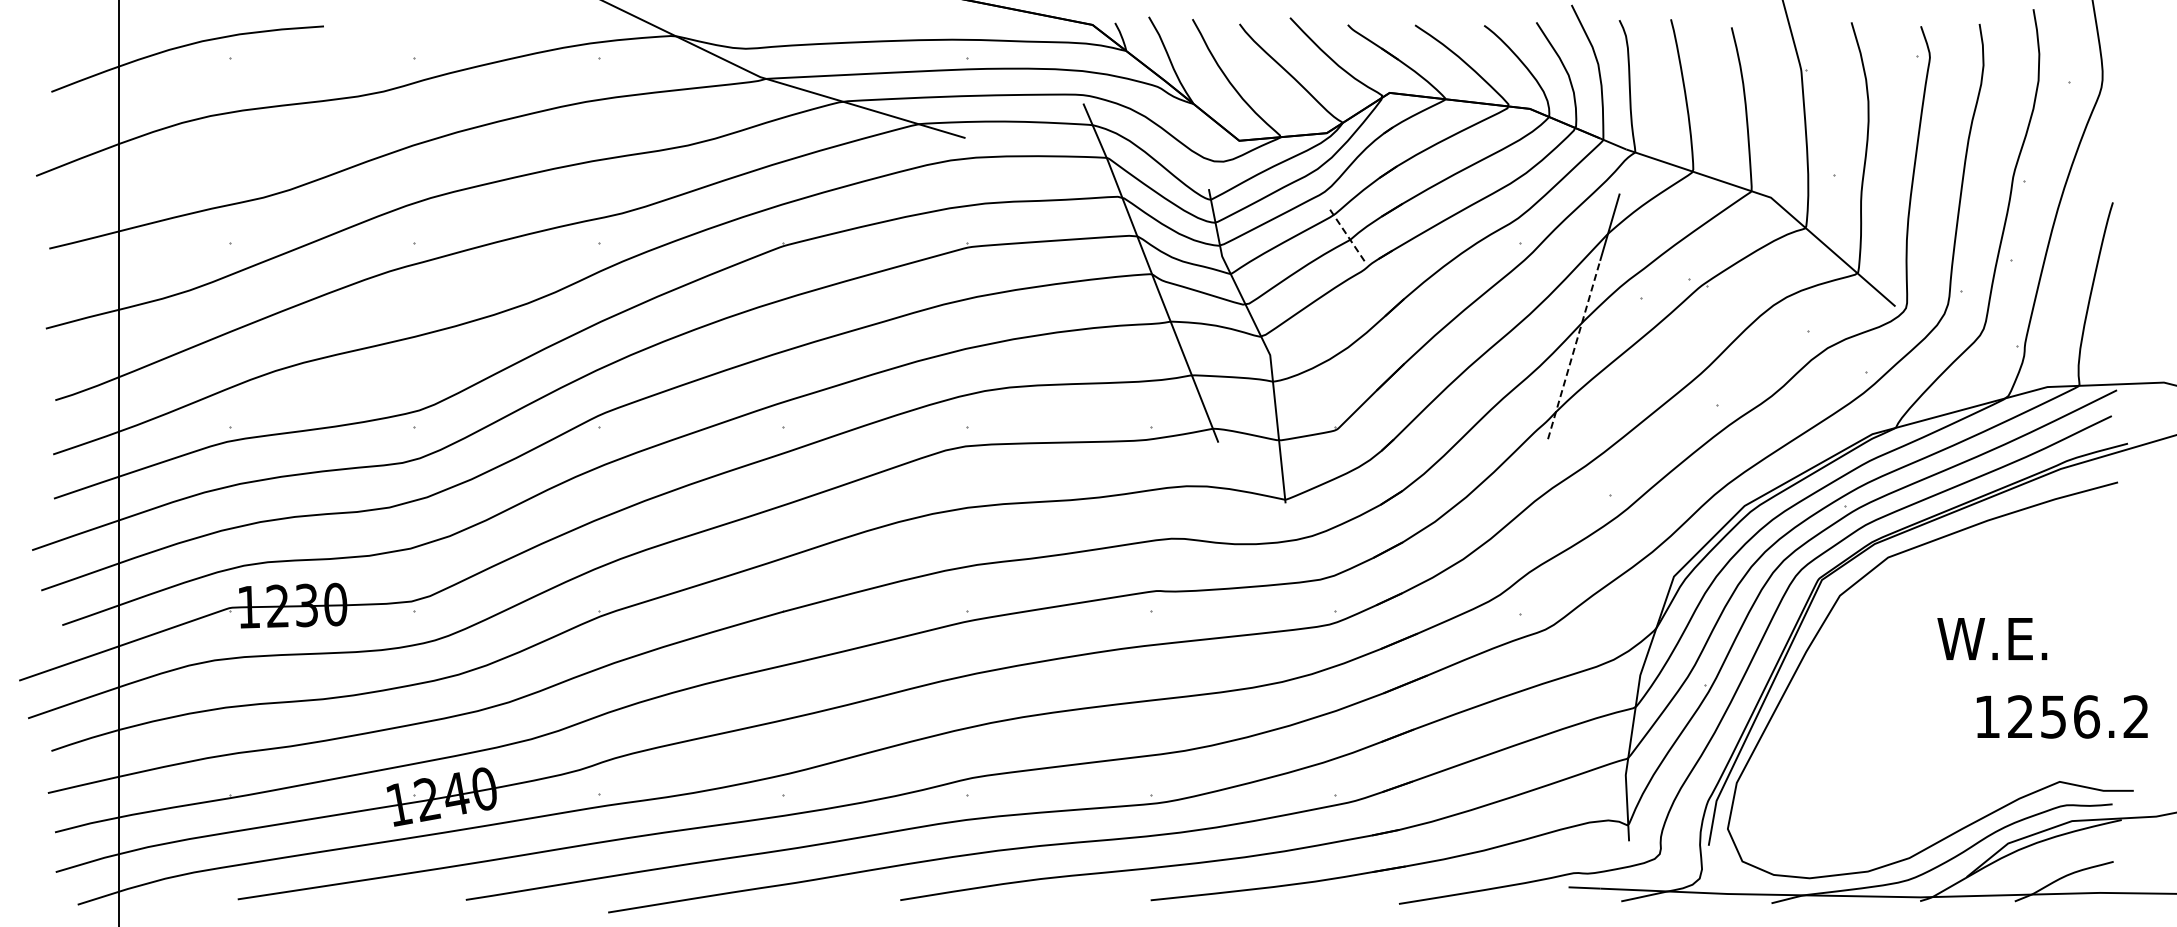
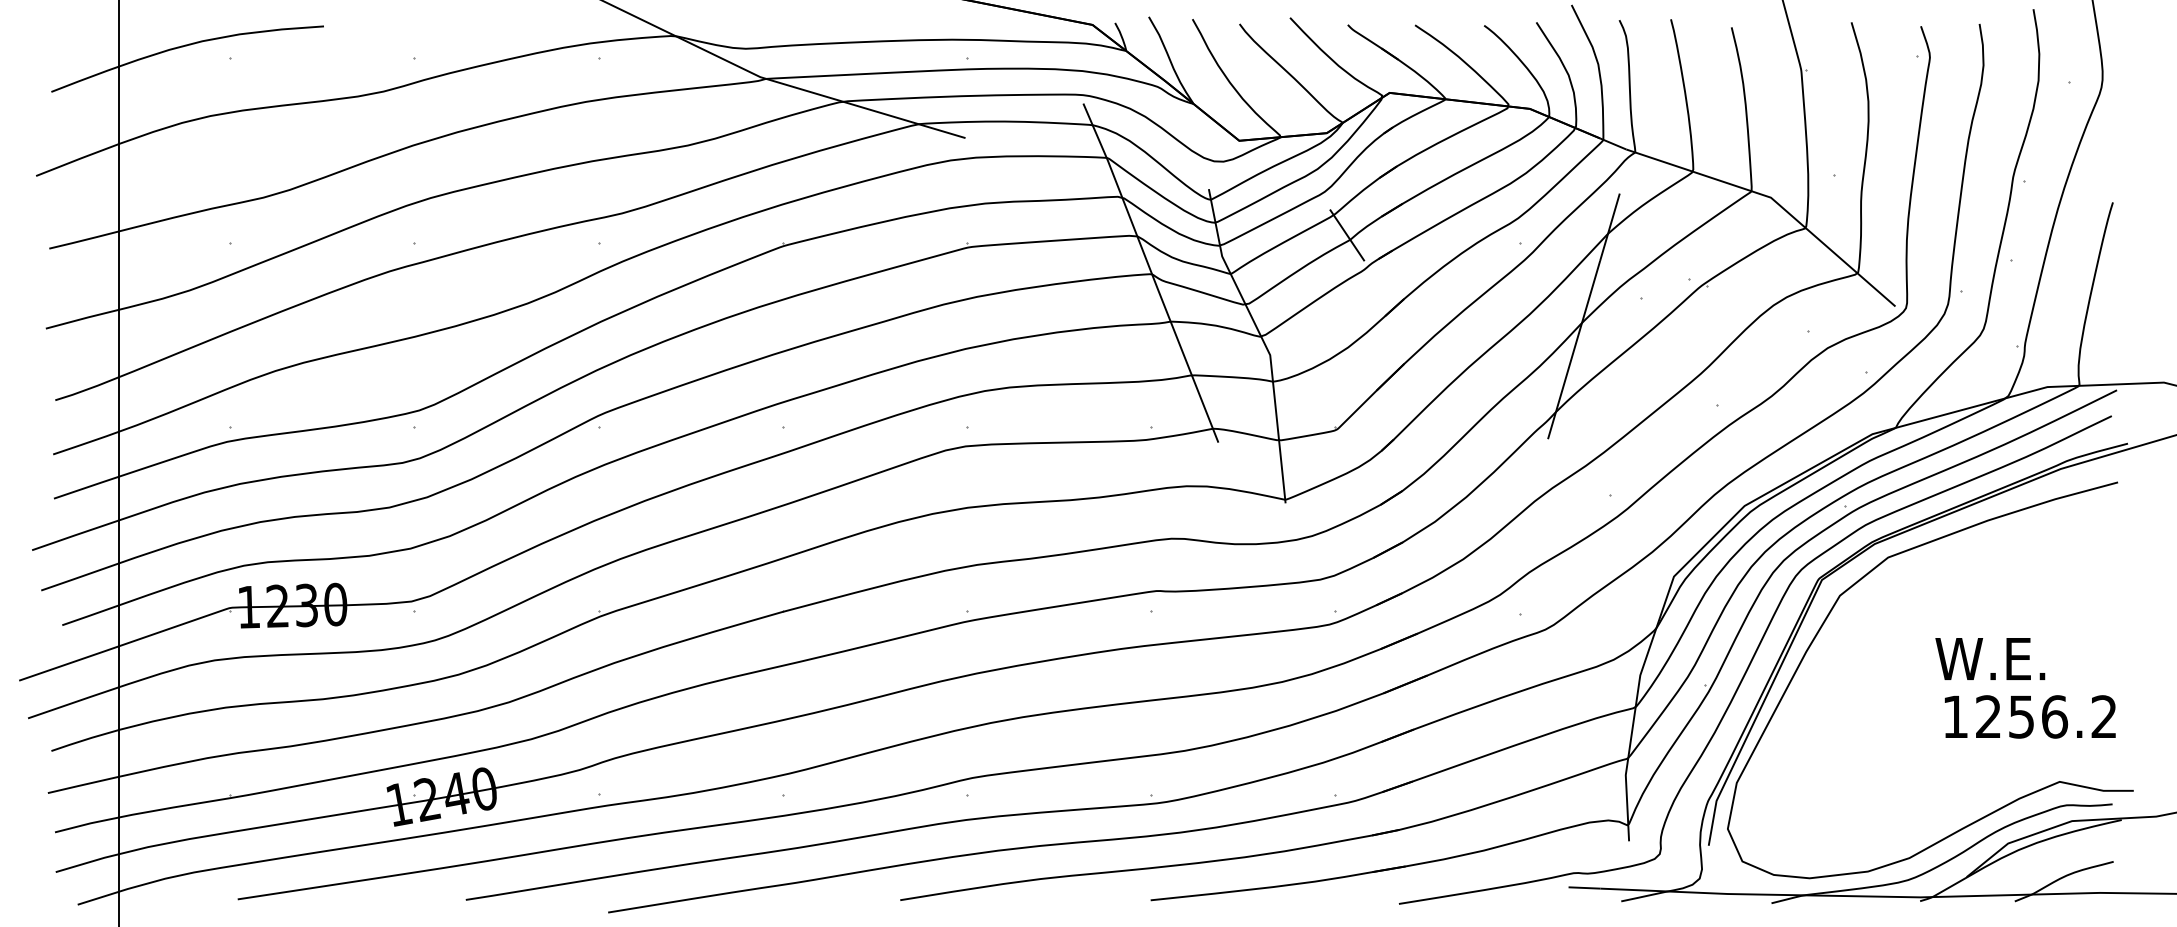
line: dashed -> solid (1347, 234)
line: dashed -> solid (1574, 350)
text position: (1992, 638) -> (1990, 658) (1990, 658)
text position: (2061, 716) -> (2029, 716) (2029, 716)
